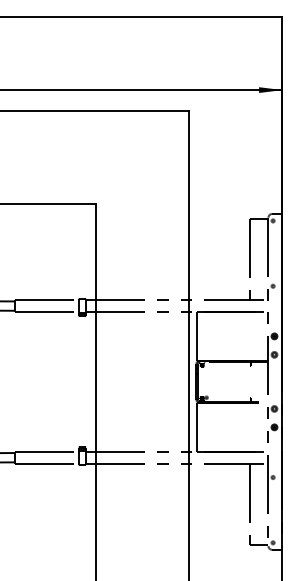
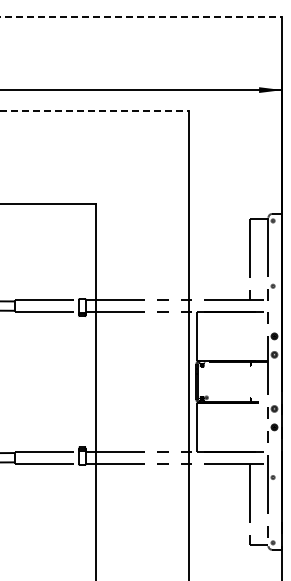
line: solid -> dashed (141, 17)
line: solid -> dashed (94, 110)
